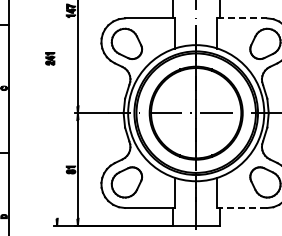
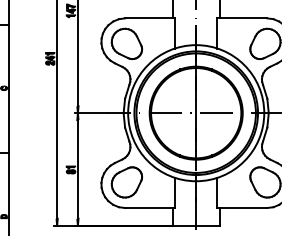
line: dashed -> solid (242, 18)
line: none -> present (57, 110)
line: dashed -> solid (241, 208)
